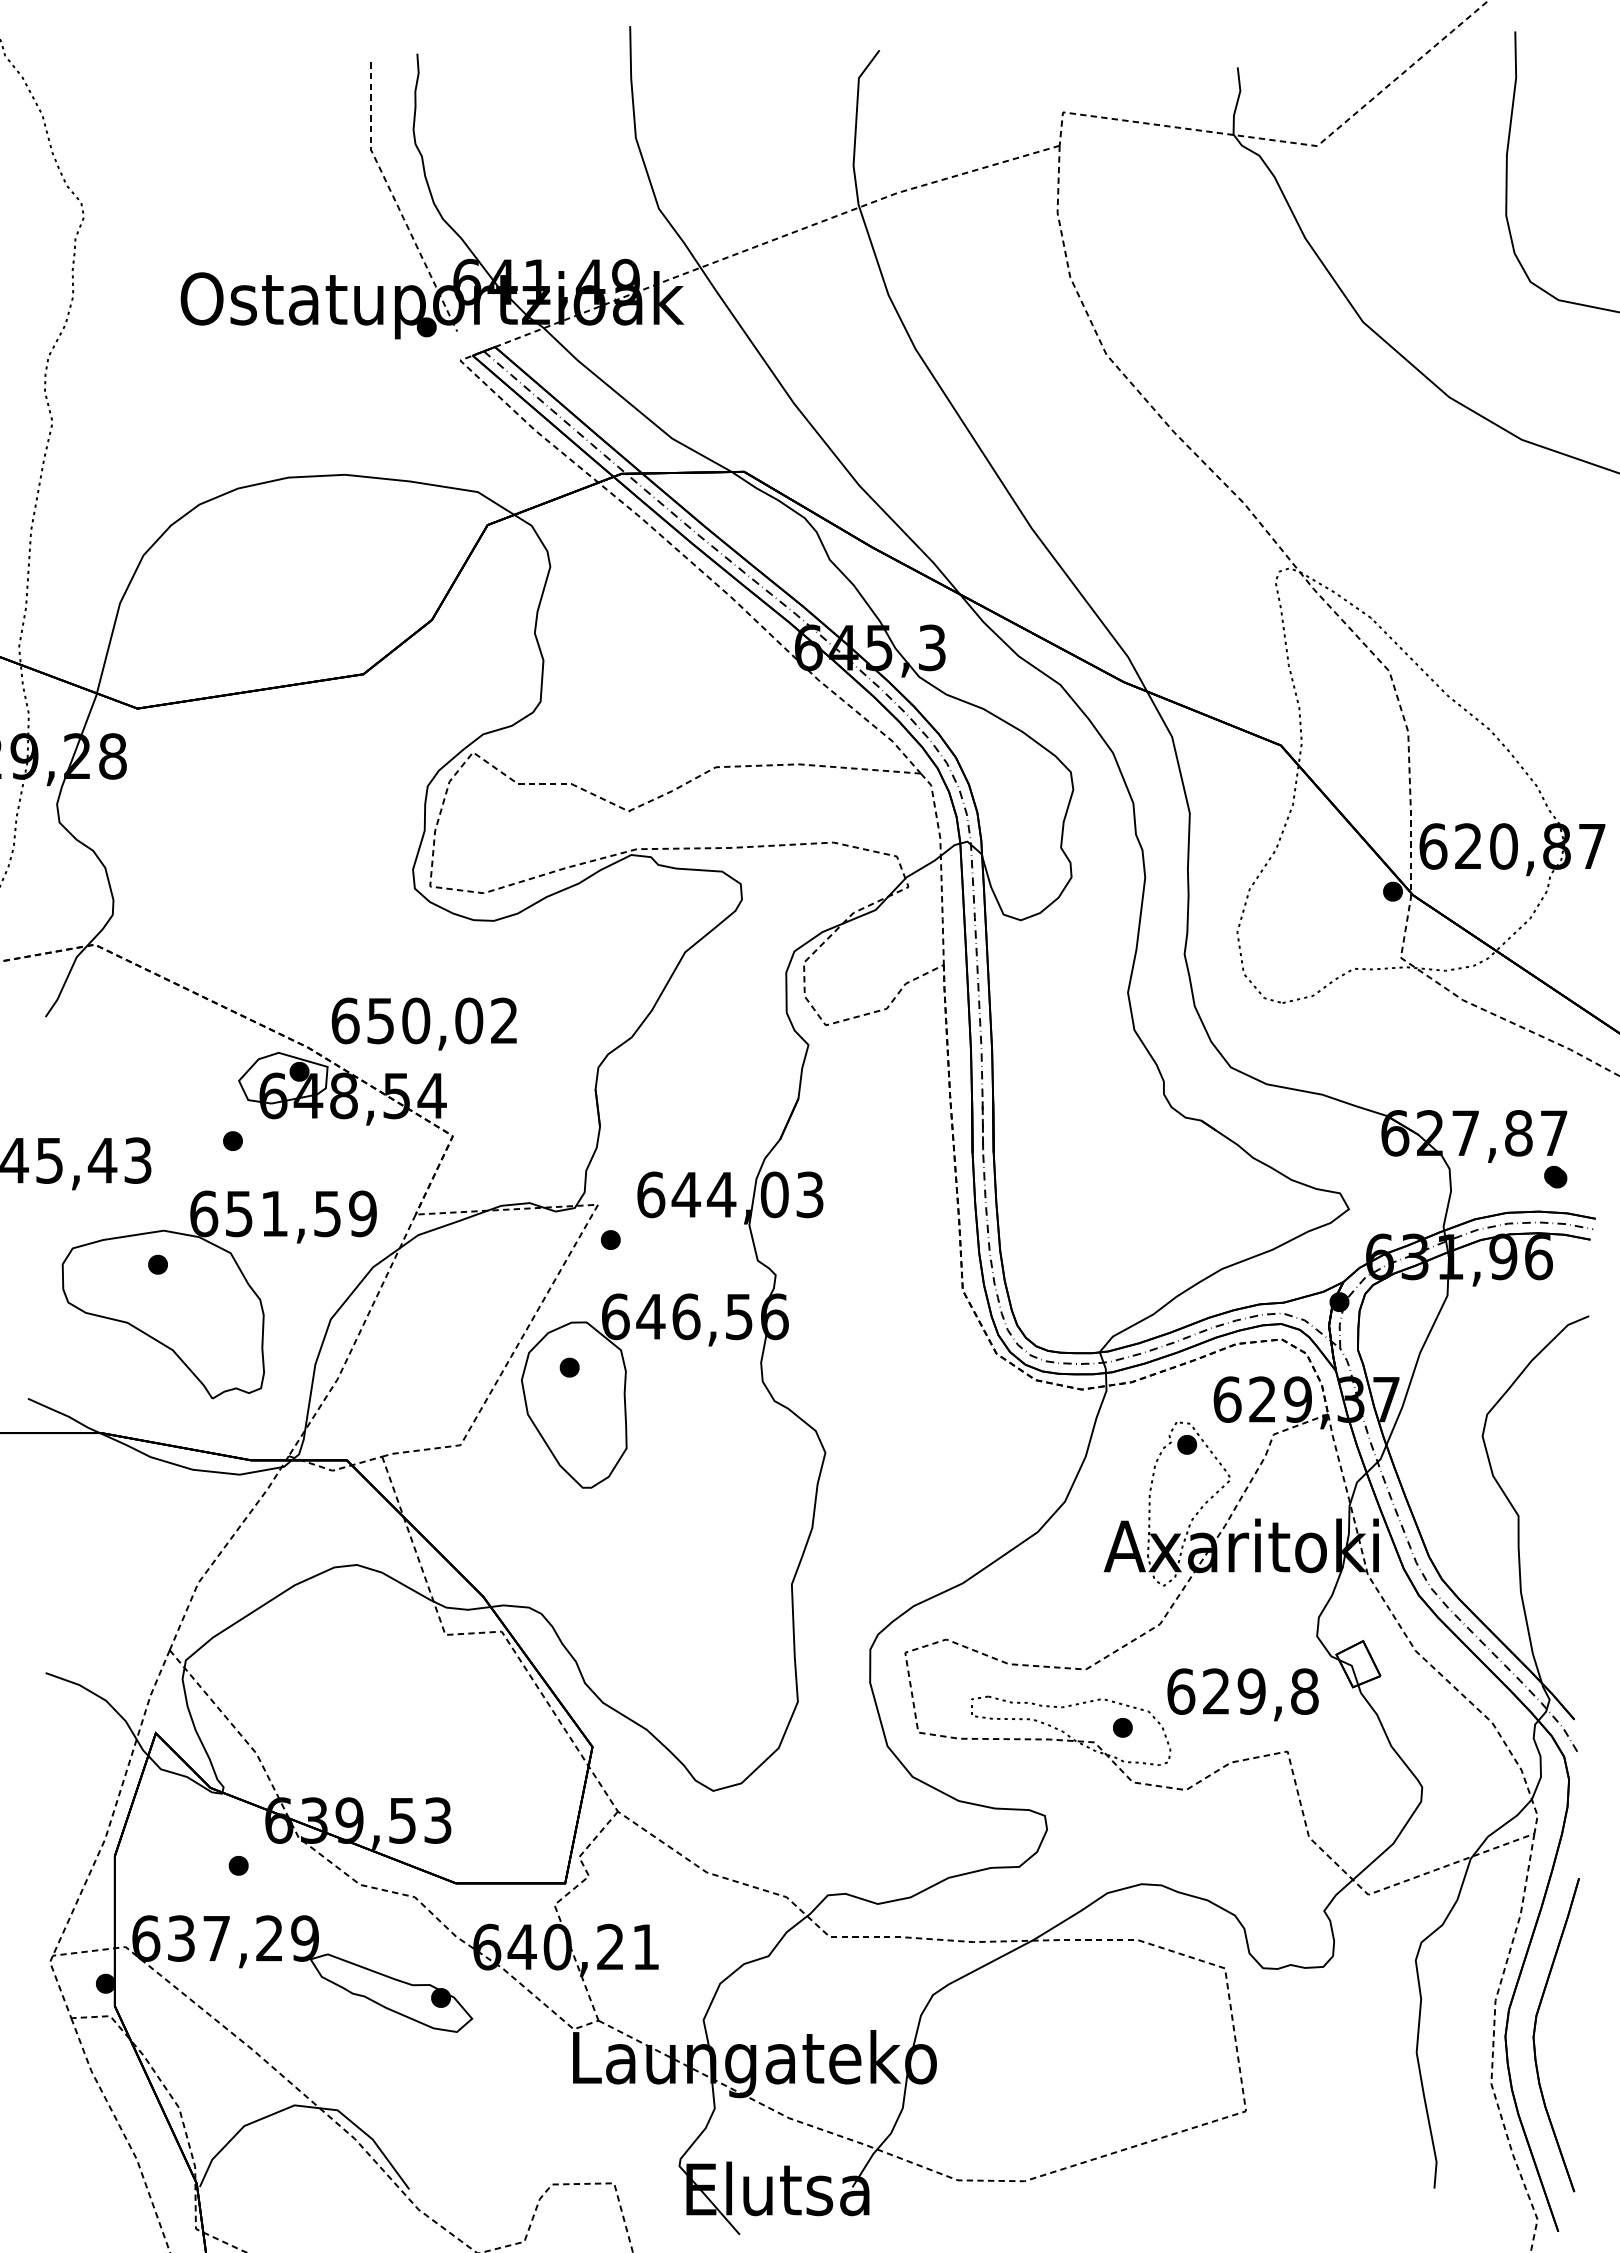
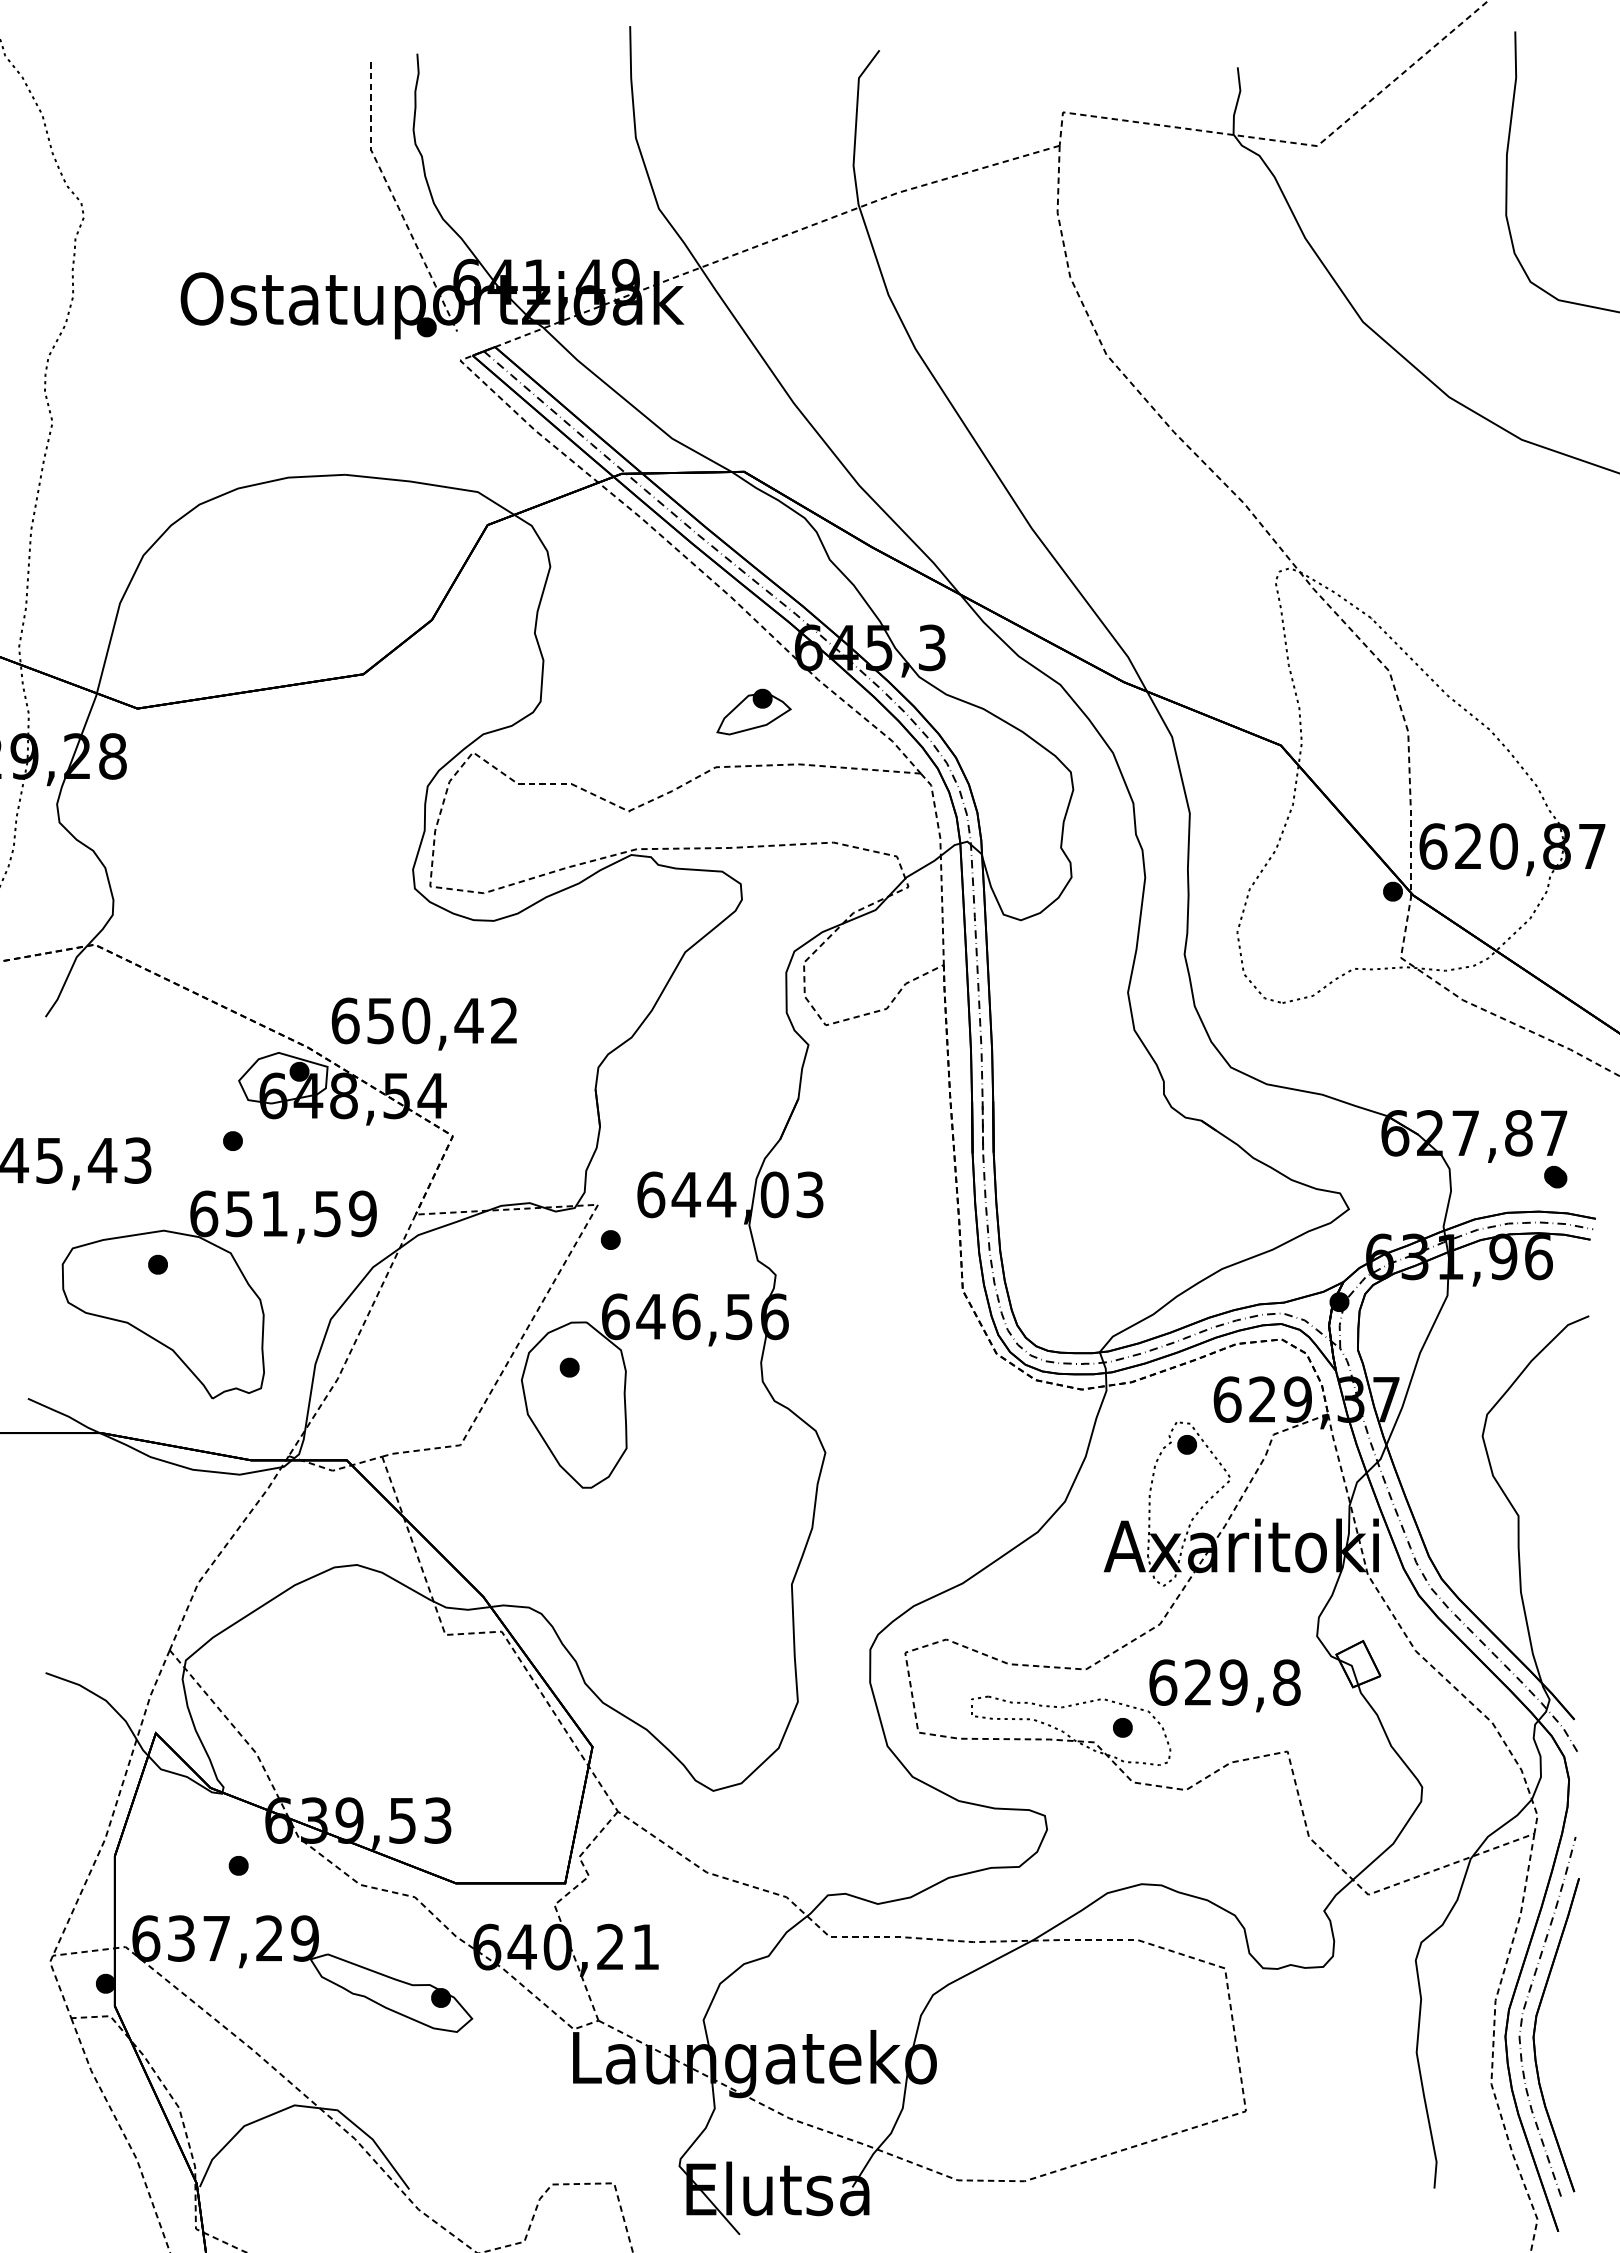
part: none -> present (753, 711)
text: 650,02 -> 650,42 (468, 1020)
text position: (1242, 1694) -> (1224, 1685) (1224, 1685)
curve: none -> present (1525, 2007)
